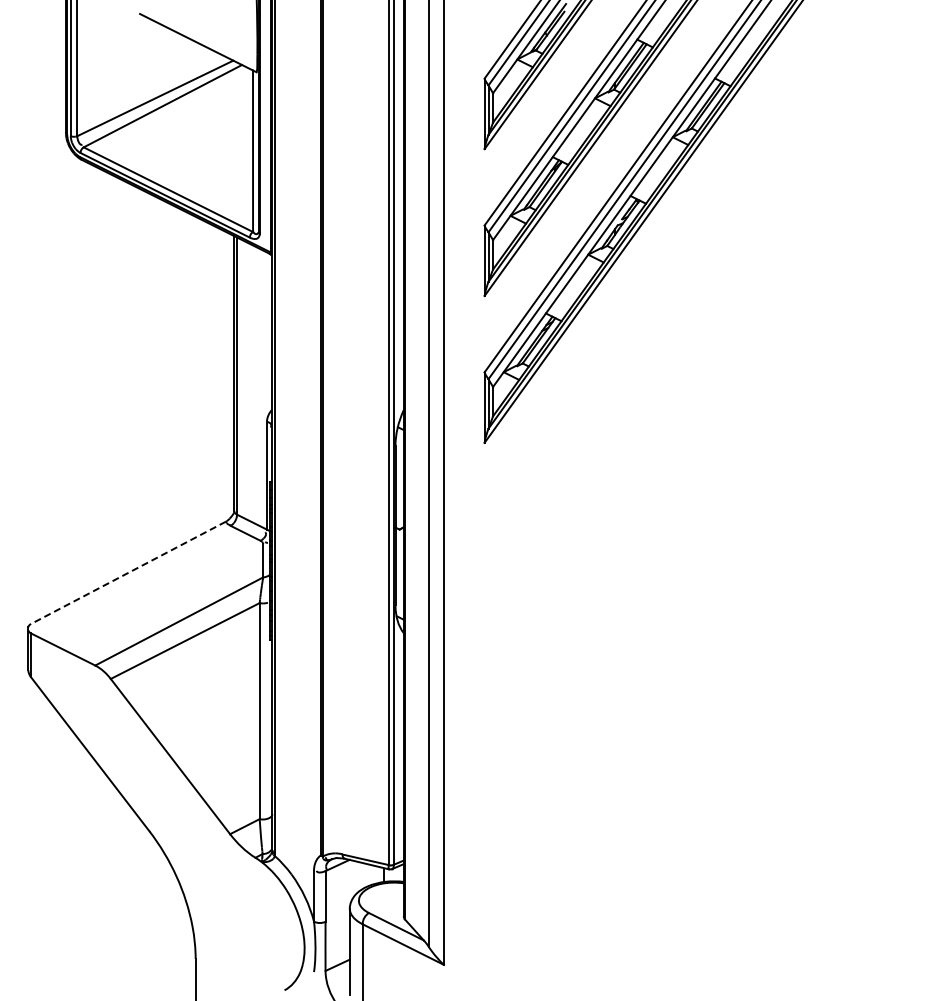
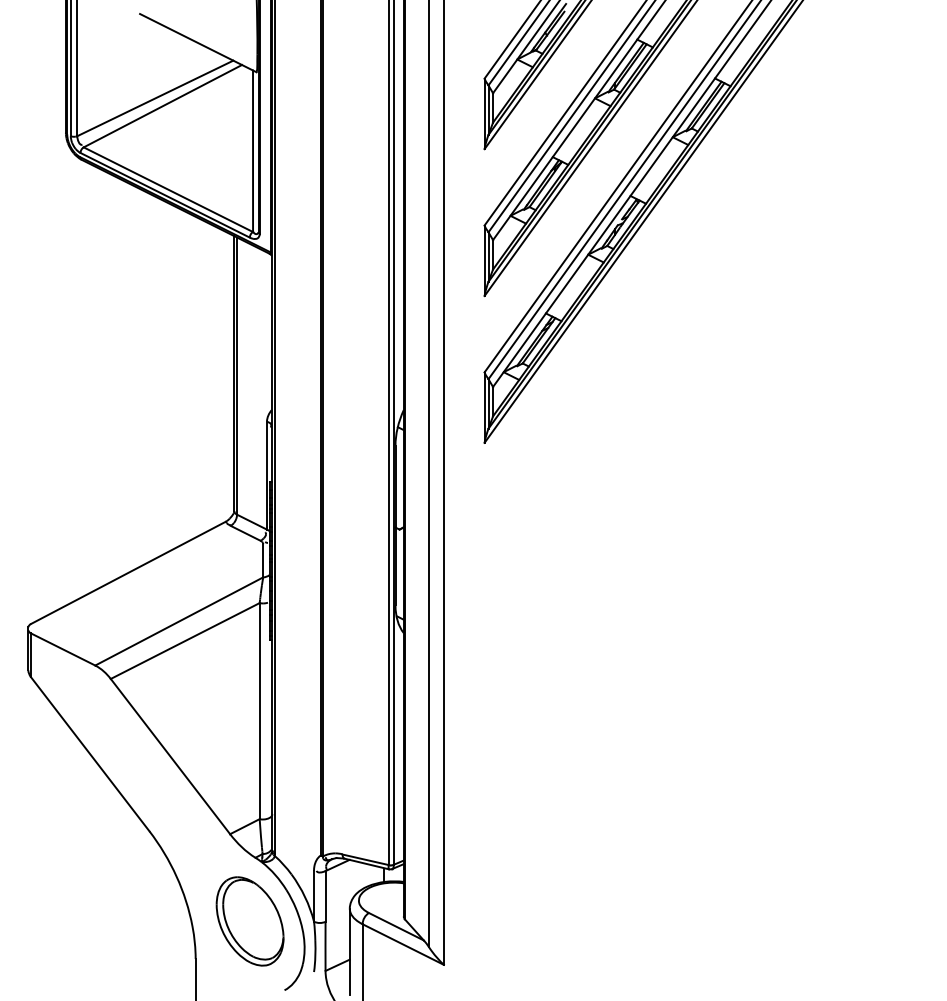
line: dashed -> solid (128, 573)
part: none -> present (249, 921)
